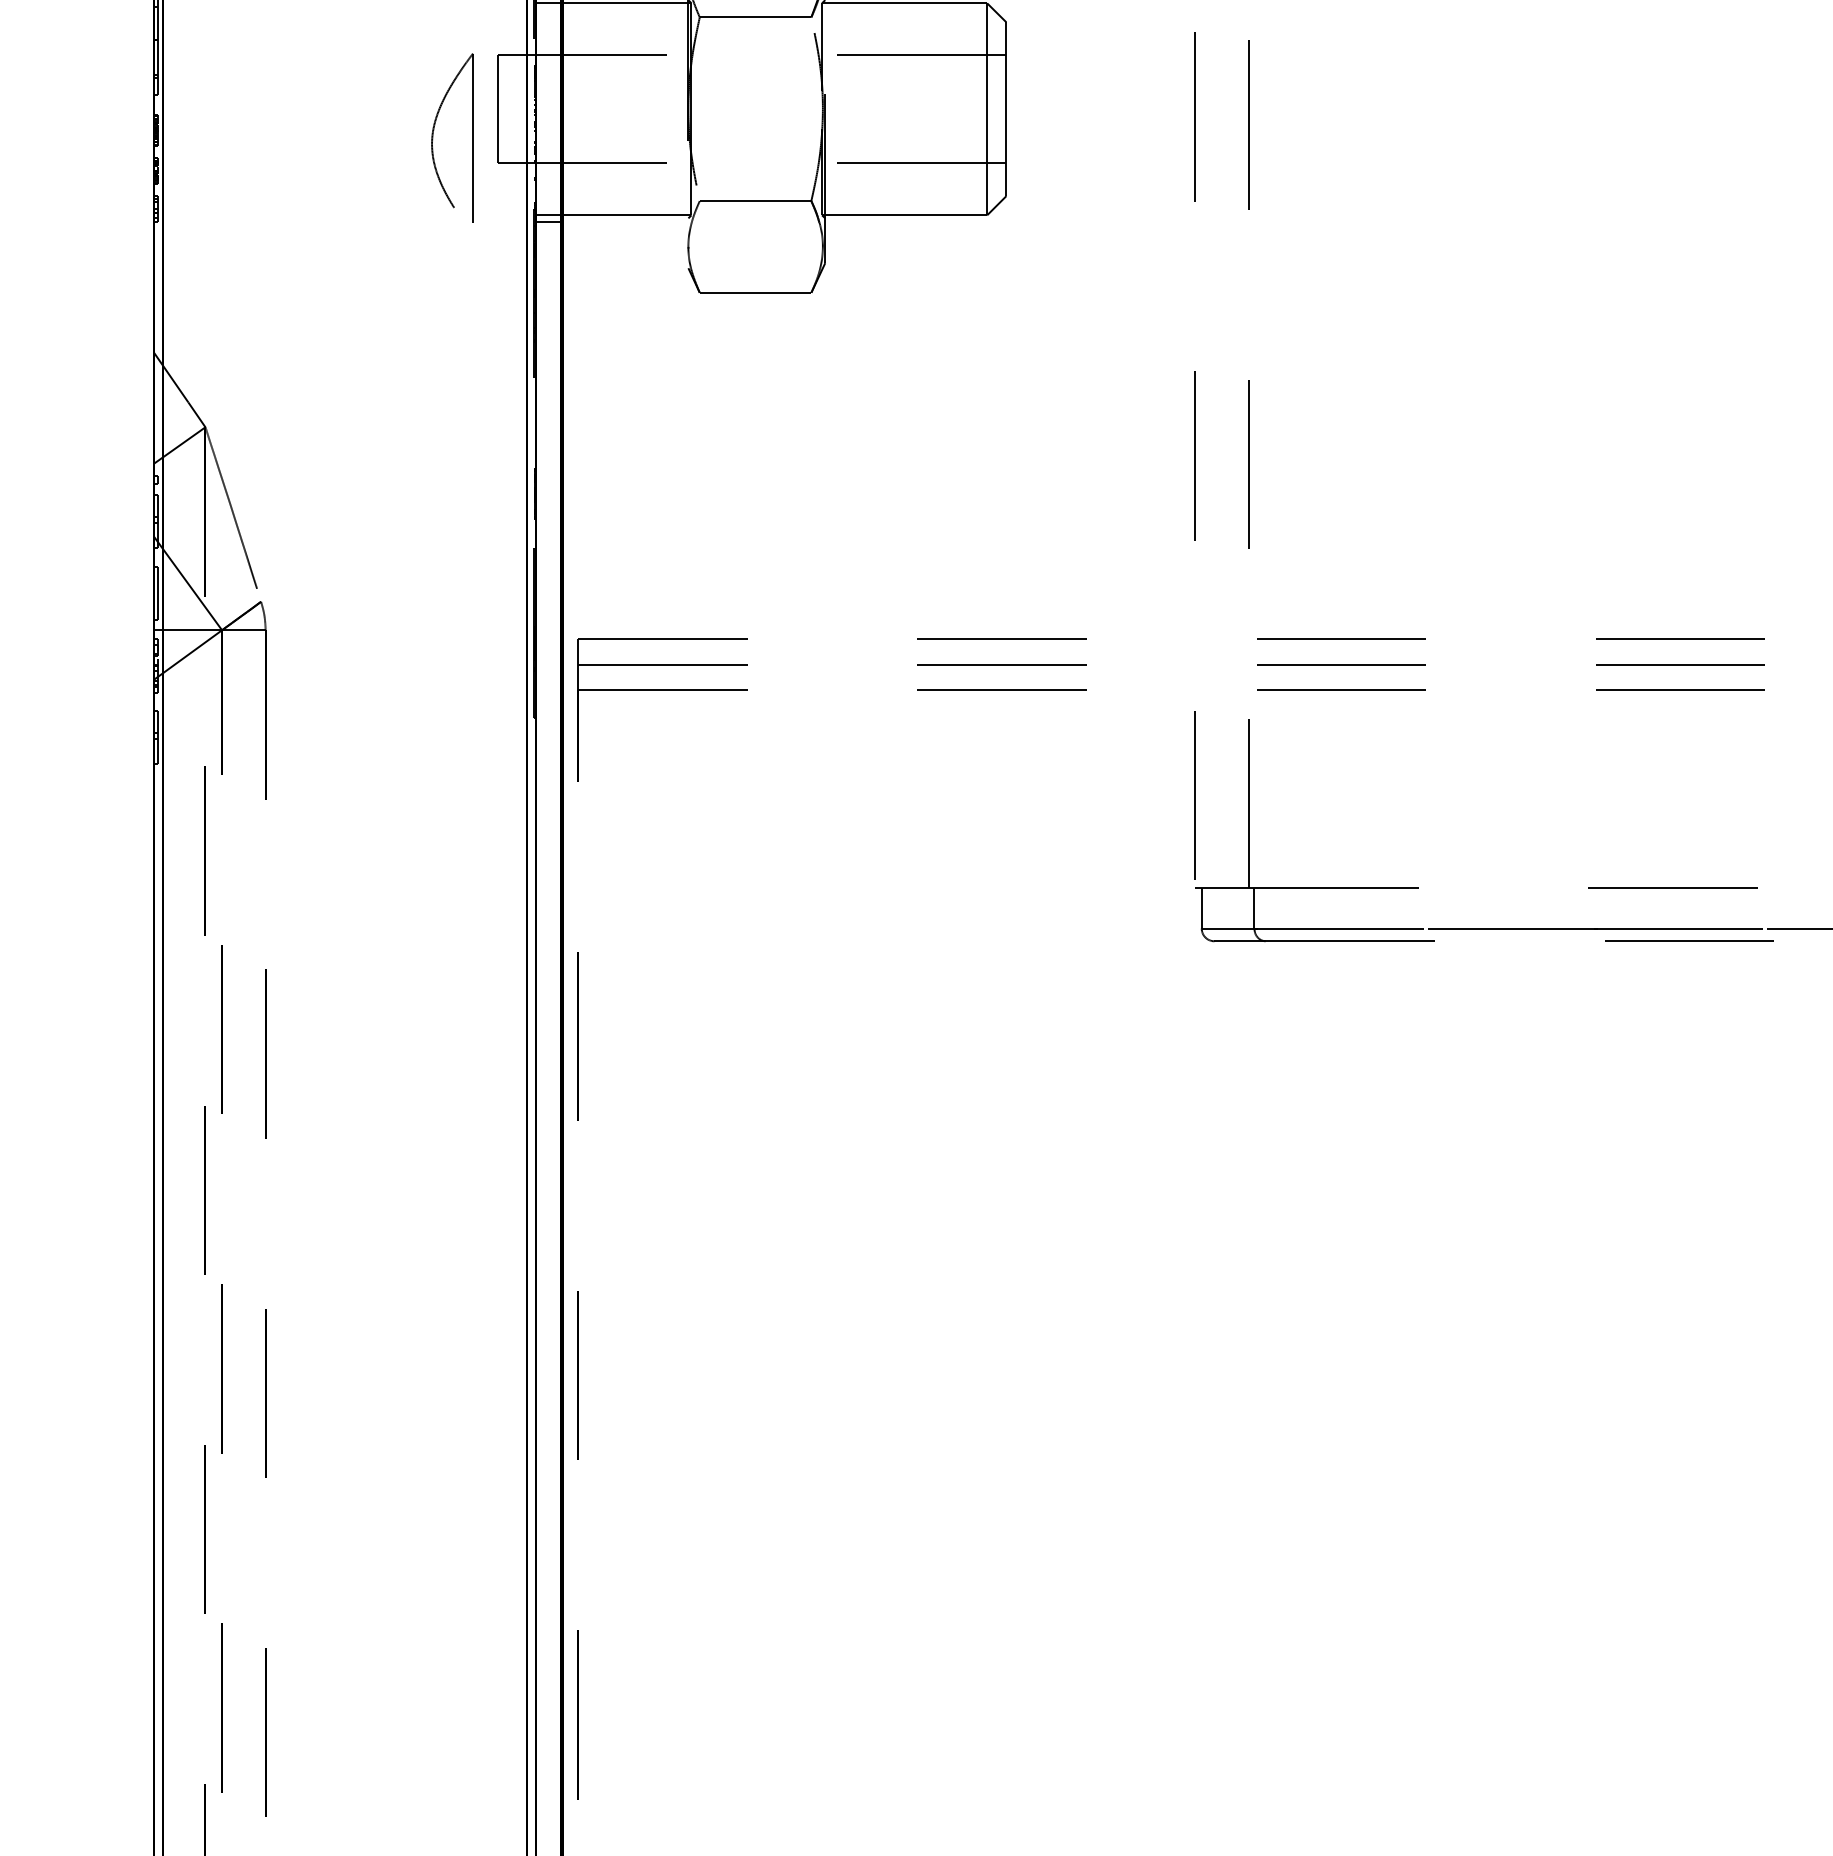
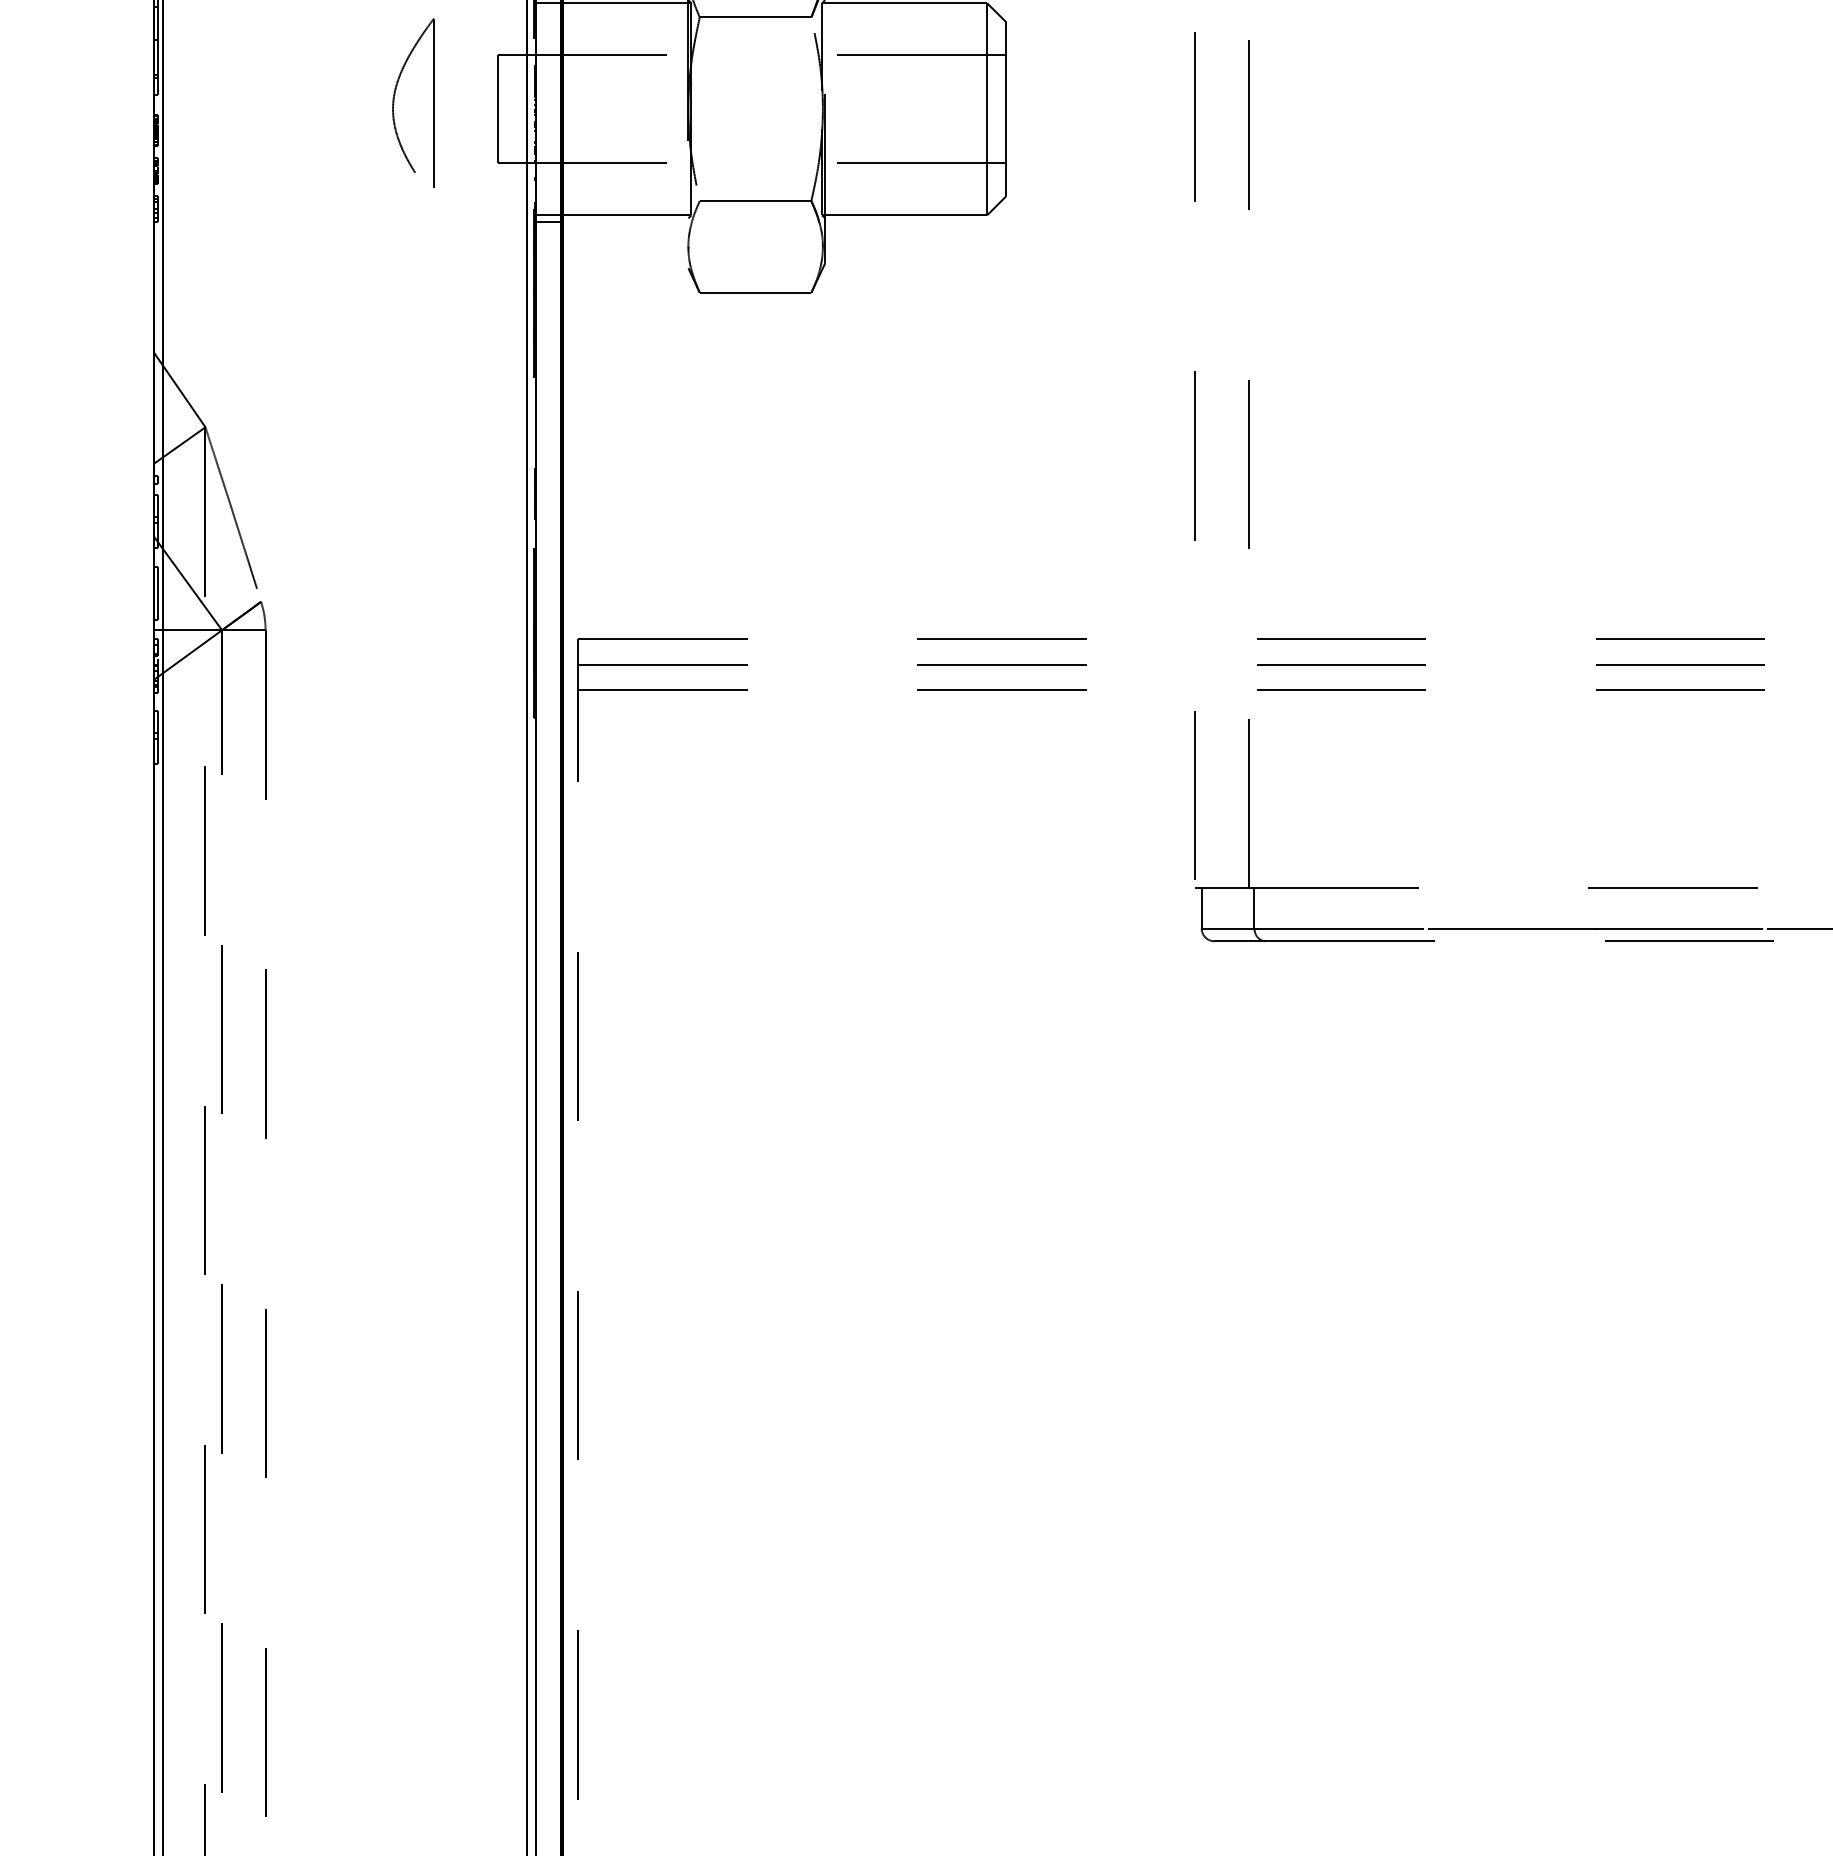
part position: (433, 137) -> (394, 102) (394, 102)
